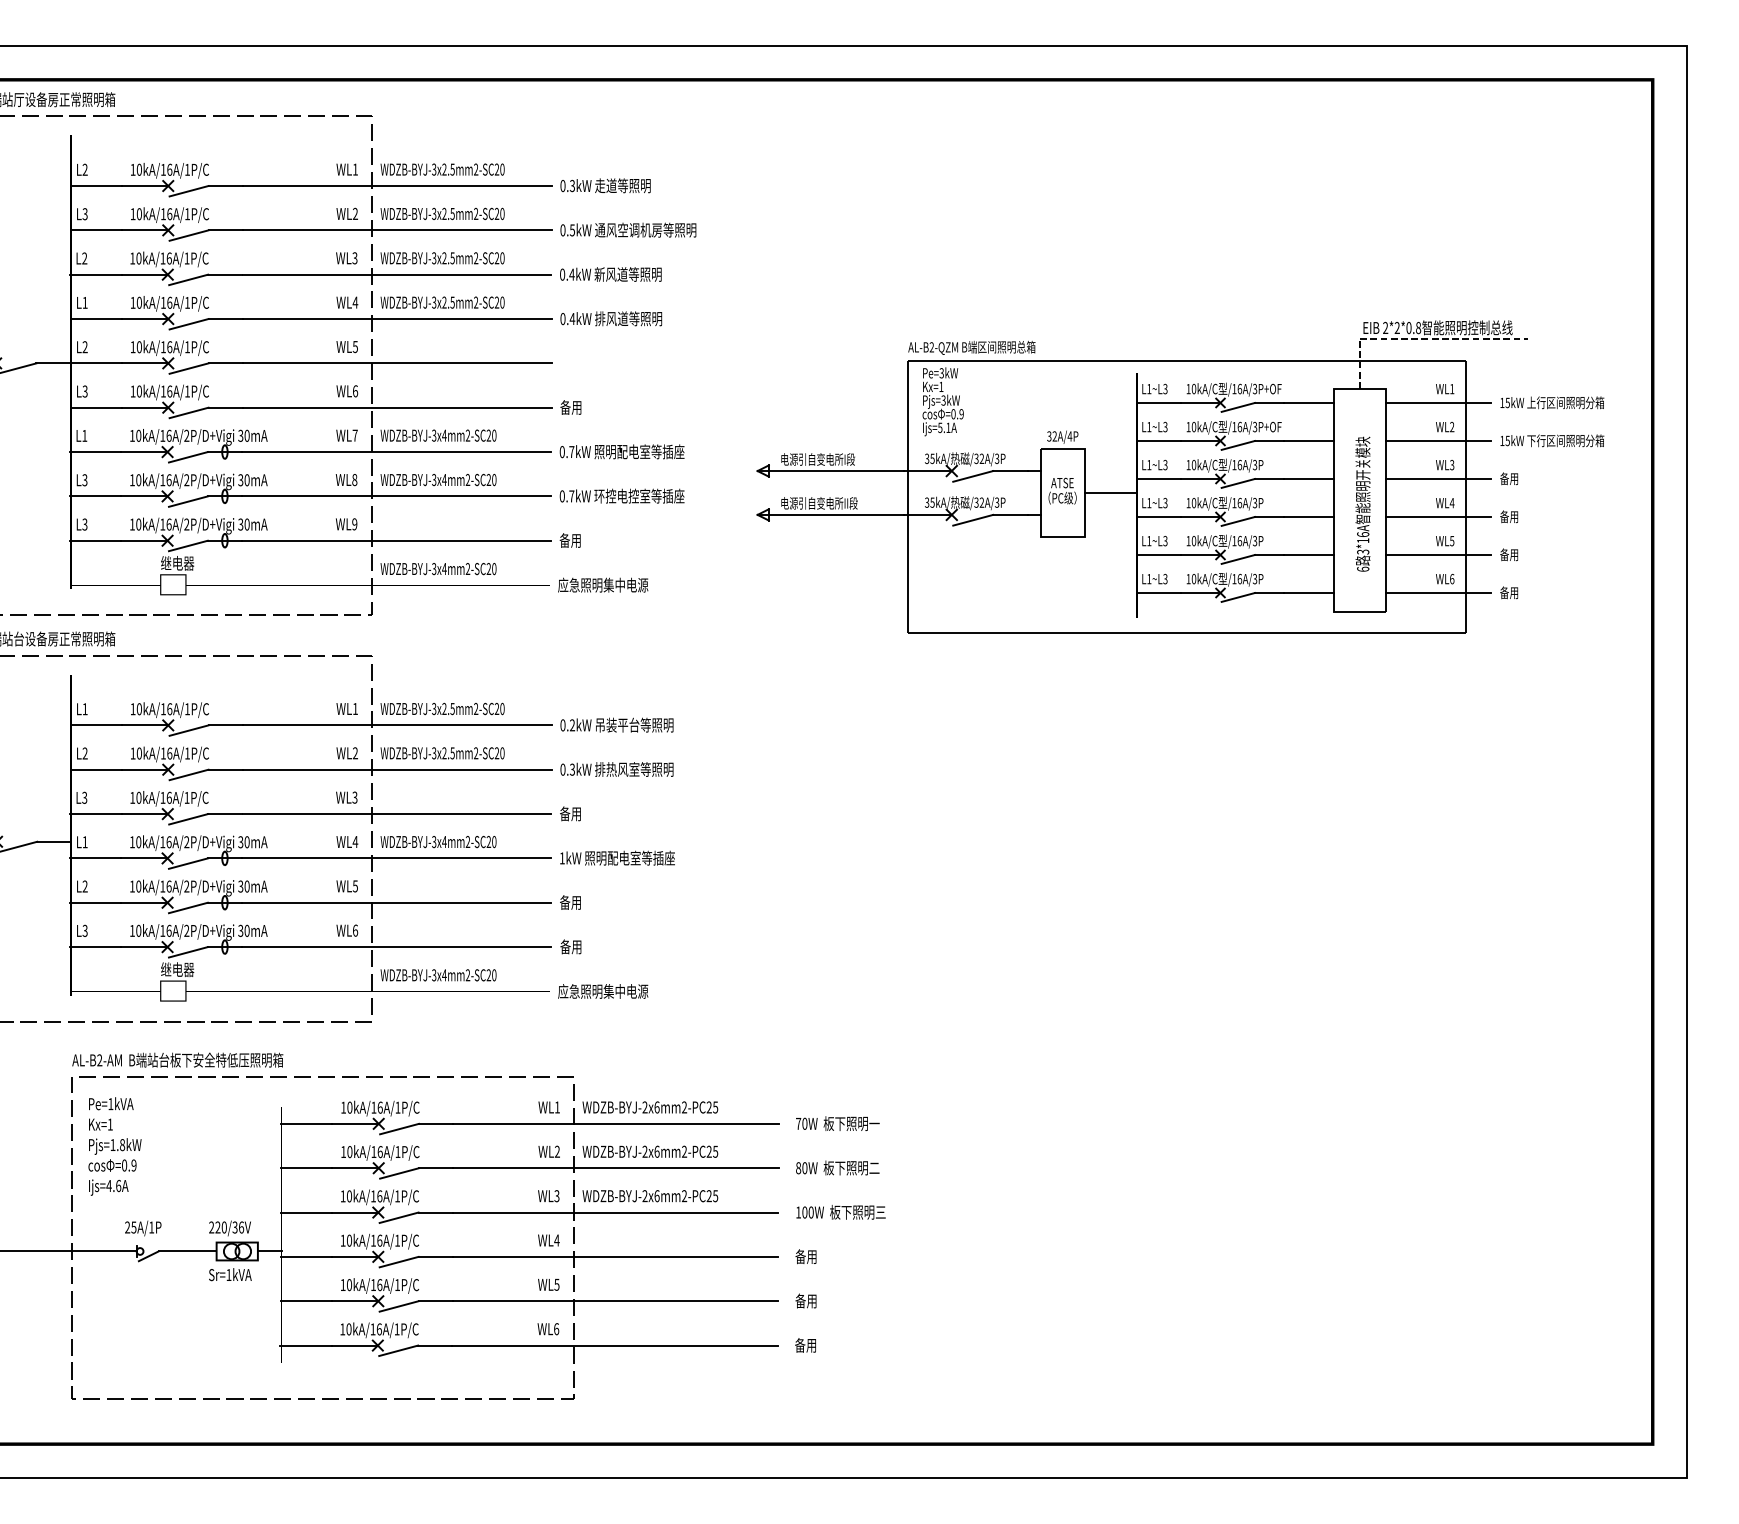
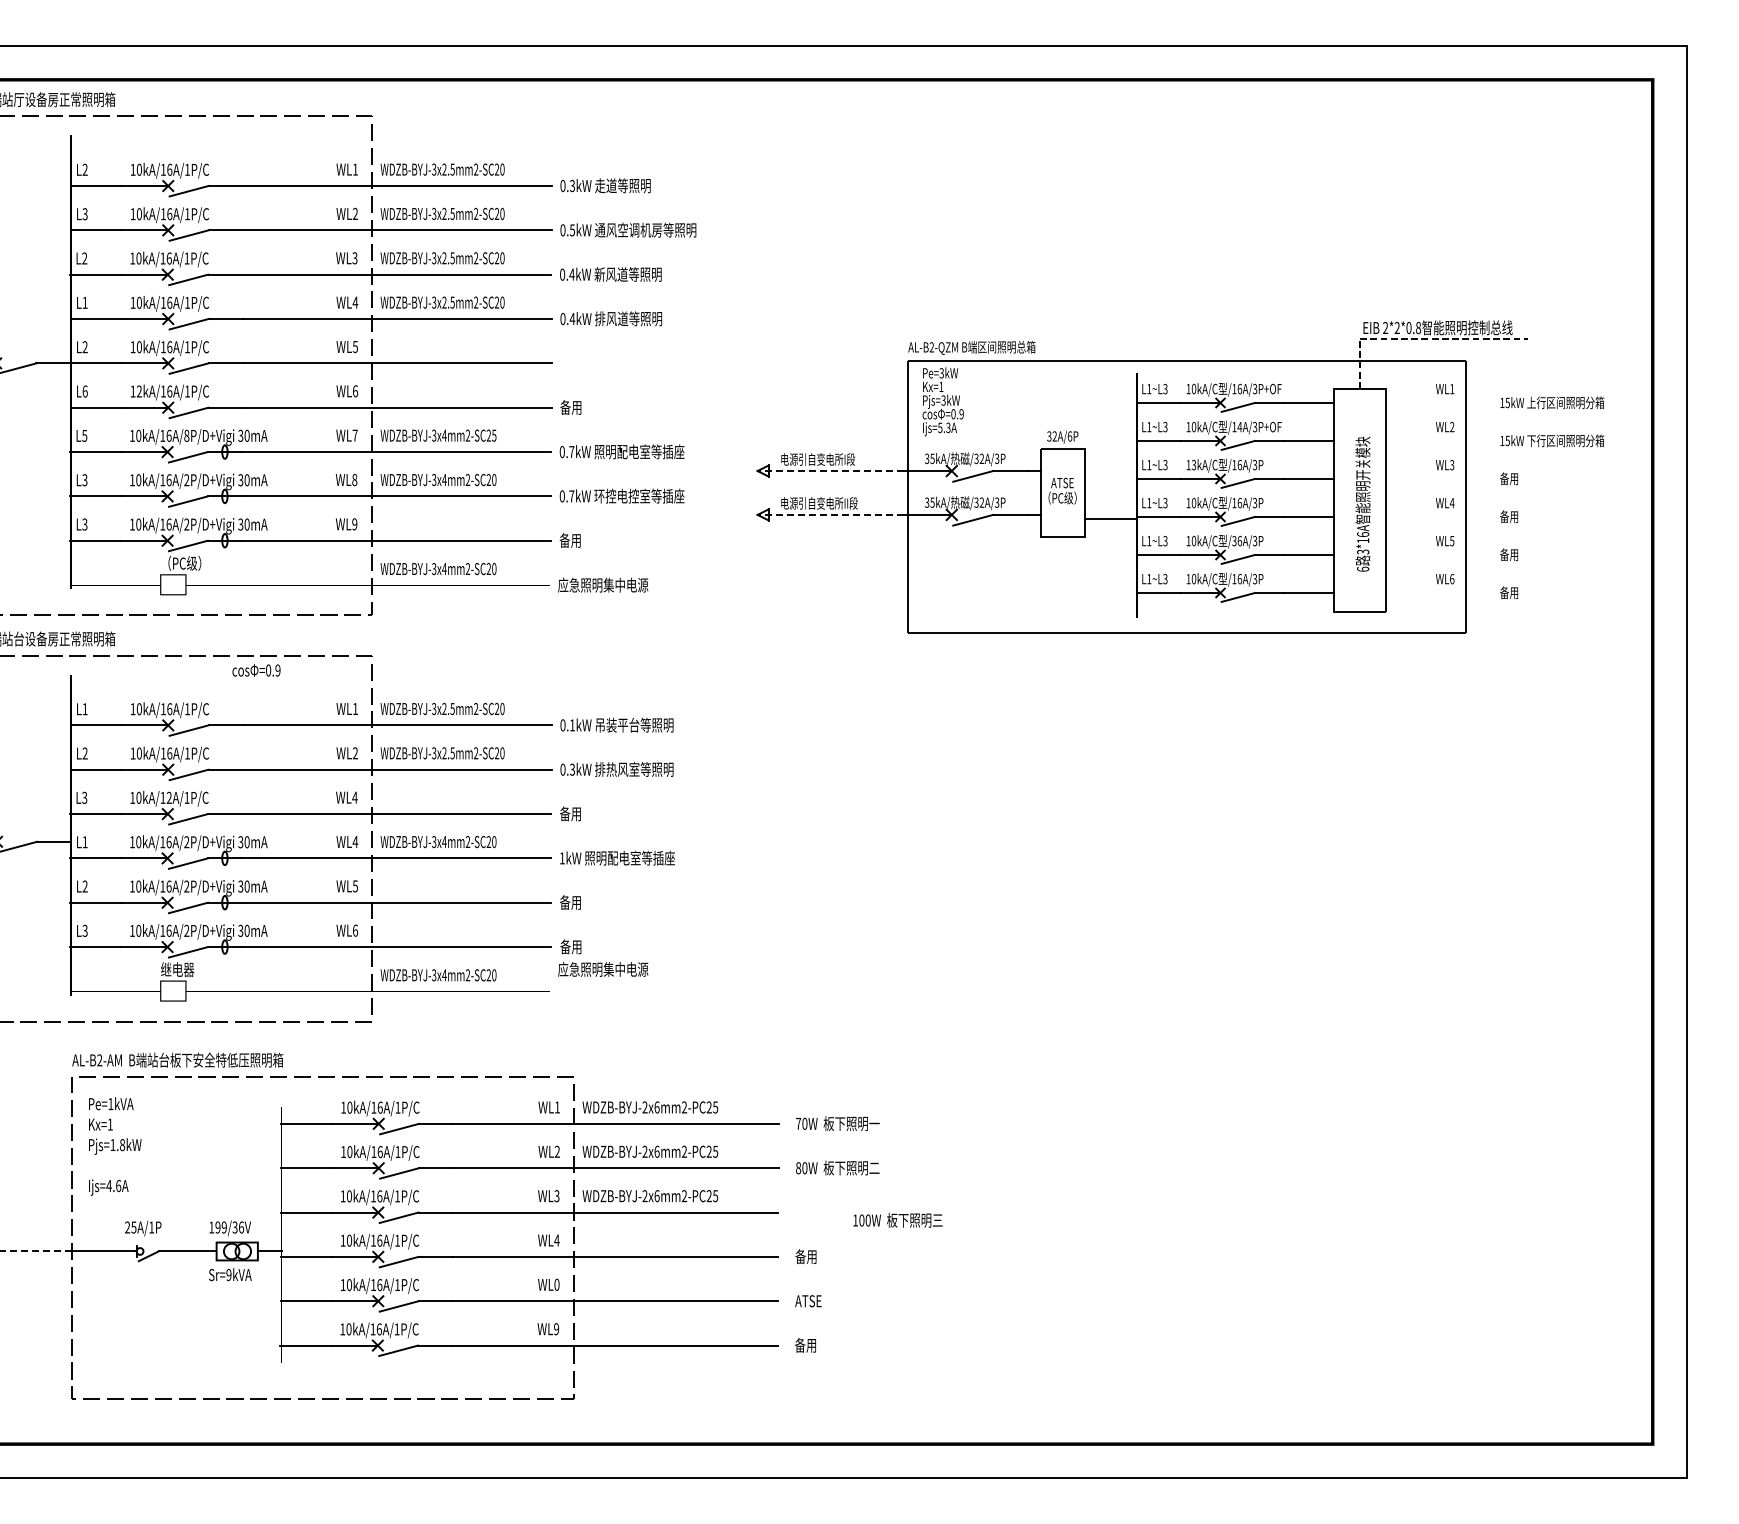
text: L3 -> L6 (84, 391)
text: 10kA/16A/1P/C -> 12kA/16A/1P/C (138, 391)
line: present -> none (1438, 402)
text: /16A/3P+OF -> /14A/3P+OF (1239, 426)
text: Ijs=5.1A -> Ijs=5.3A (948, 427)
text: L1 -> L5 (84, 435)
text: 10kA/16A/2P/D+Vigi -> 10kA/16A/8P/D+Vigi (186, 435)
text: WDZB-BYJ-3x4mm2-SC20 -> WDZB-BYJ-3x4mm2-SC25 (494, 435)
text: 32A/4P -> 32A/6P (1069, 436)
line: present -> none (1438, 440)
text: 10kA/C -> 13kA/C (1193, 465)
line: solid -> dashed (830, 471)
line: present -> none (1438, 478)
line position: (1110, 492) -> (1110, 518) (1110, 518)
line: solid -> dashed (830, 514)
line: present -> none (1438, 516)
text: /16A/3P -> /36A/3P (1234, 540)
line: present -> none (1438, 554)
text: 继电器 -> （PC级） (181, 562)
line: present -> none (1438, 593)
text: 0.2kW -> 0.1kW (572, 725)
text: 10kA/16A/1P/C -> 10kA/12A/1P/C (168, 797)
text: WL3 -> WL4 (354, 797)
text position: (603, 991) -> (603, 969) (603, 969)
text position: (112, 1165) -> (256, 670) (256, 670)
text position: (840, 1212) -> (897, 1220) (897, 1220)
text: 220/36V -> 199/36V (217, 1227)
line: solid -> dashed (35, 1251)
text: Sr=1kVA -> Sr=9kVA (228, 1275)
text: WL5 -> WL0 (556, 1284)
text: 备用 -> ATSE (808, 1300)
text: WL6 -> WL9 (556, 1329)
